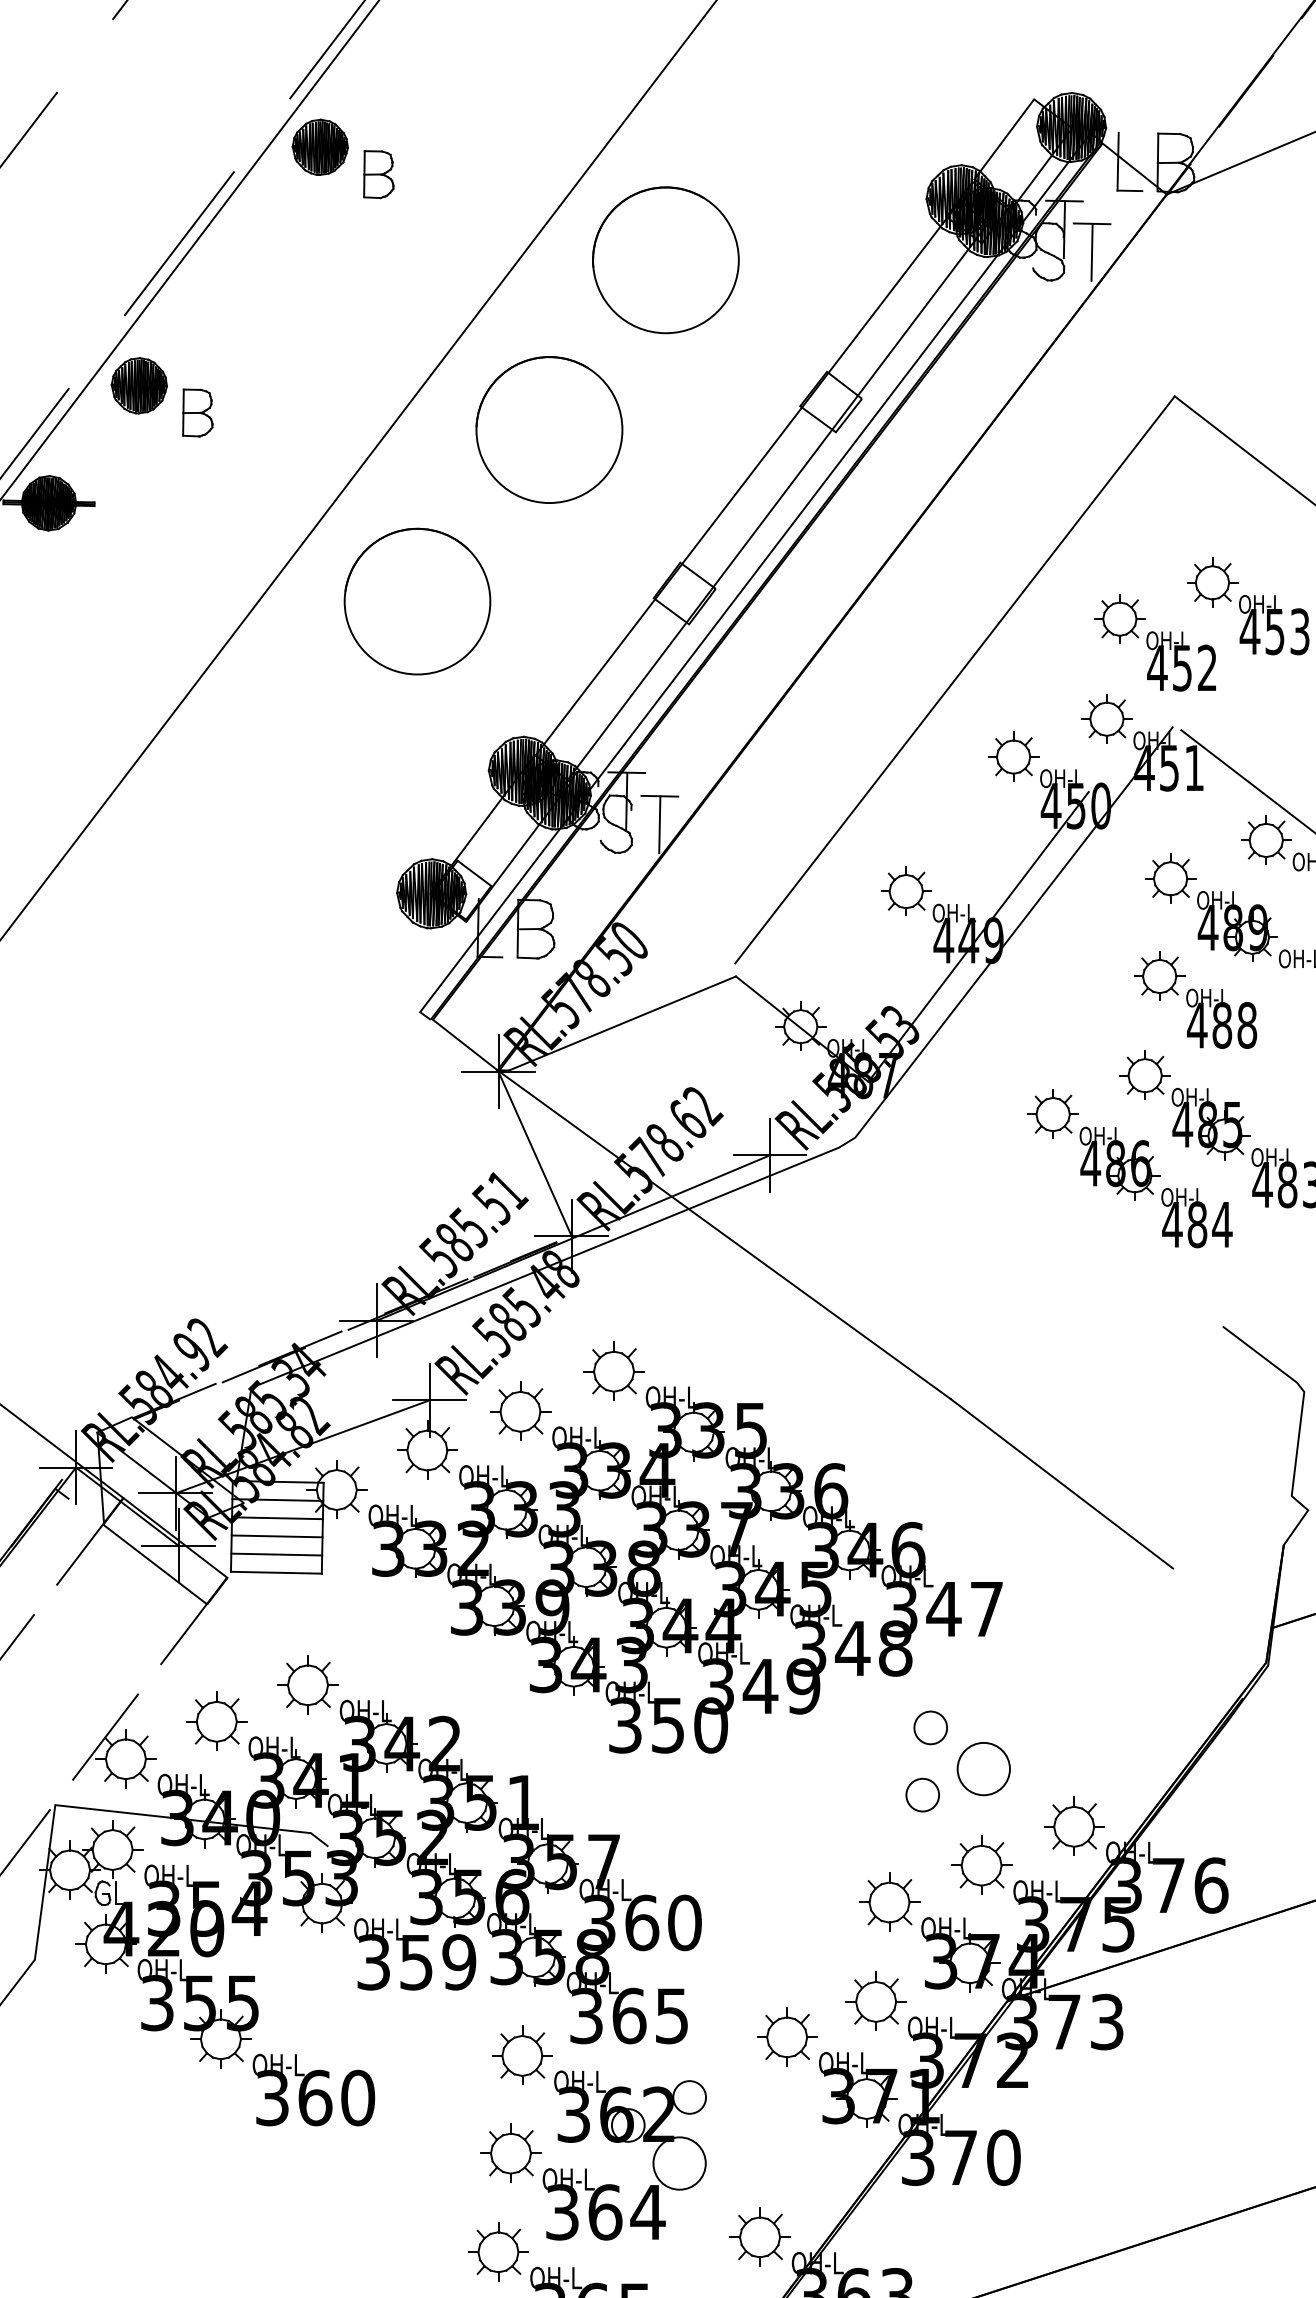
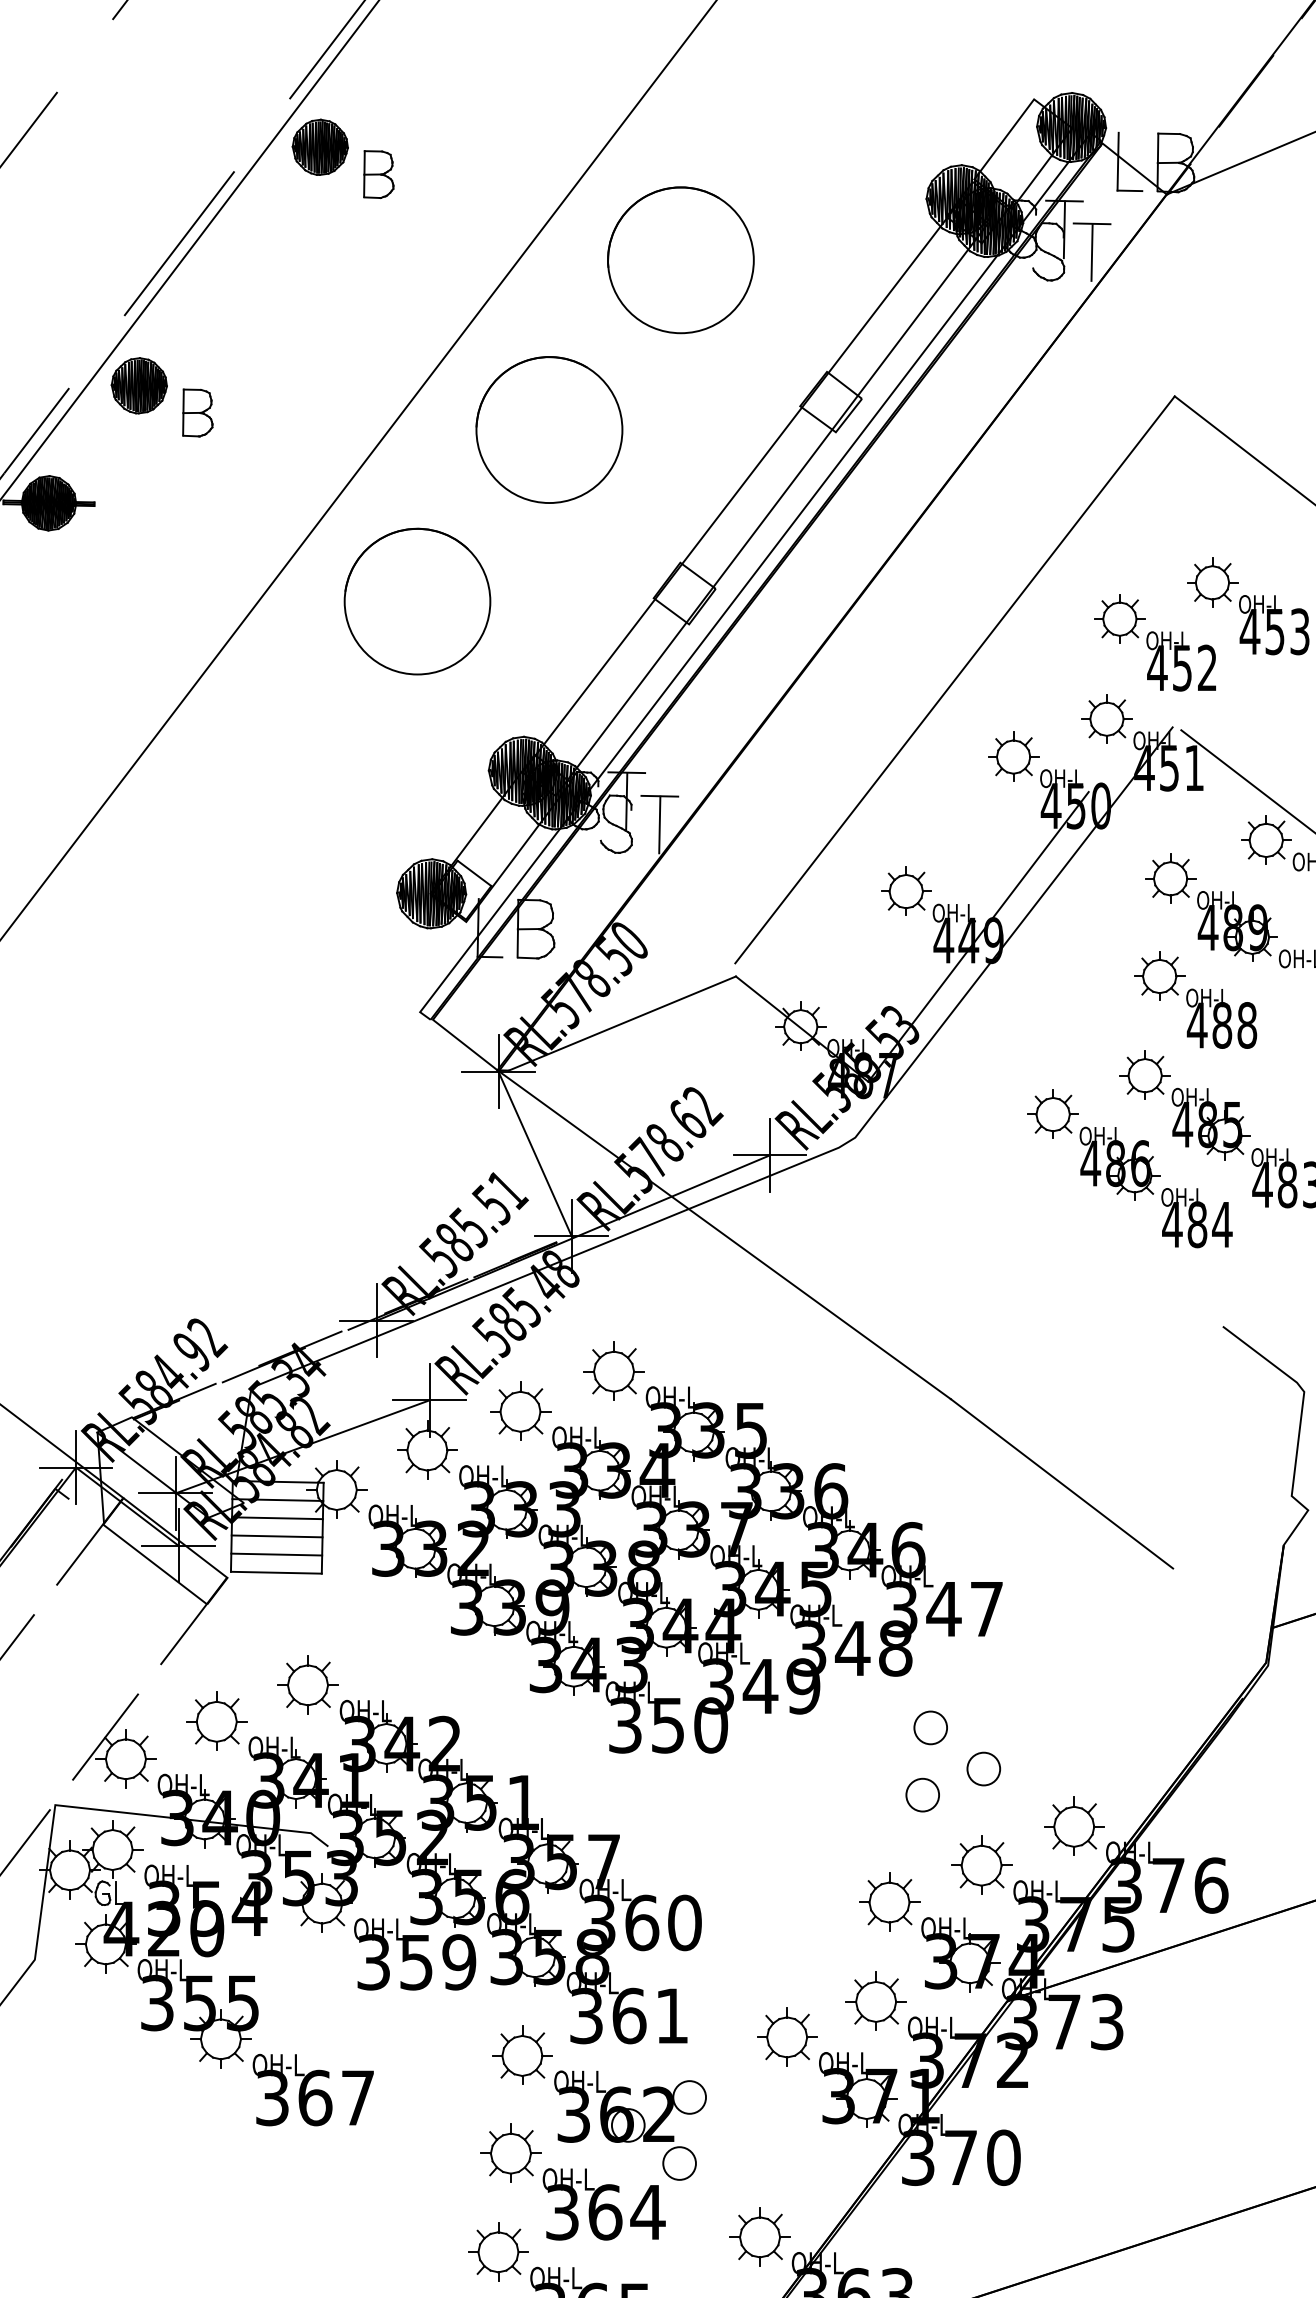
part position: (665, 260) -> (680, 260) (680, 260)
circle diameter: 52 px -> 33 px (983, 1768)
text: 365 -> 361 (671, 2016)
text: 360 -> 367 (358, 2097)
circle diameter: 52 px -> 33 px (679, 2163)
